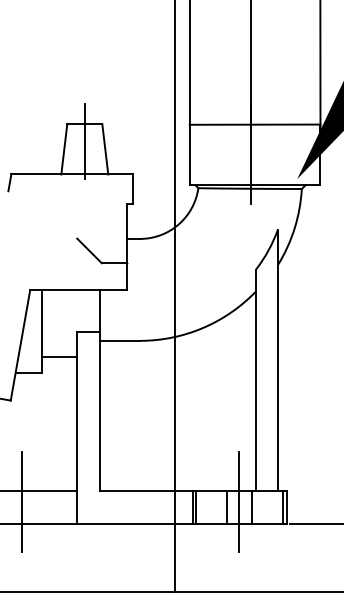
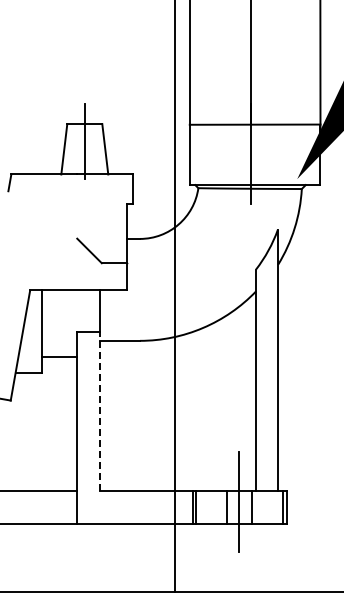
line: solid -> dashed (99, 411)
line: present -> none (22, 501)
line: present -> none (315, 524)
